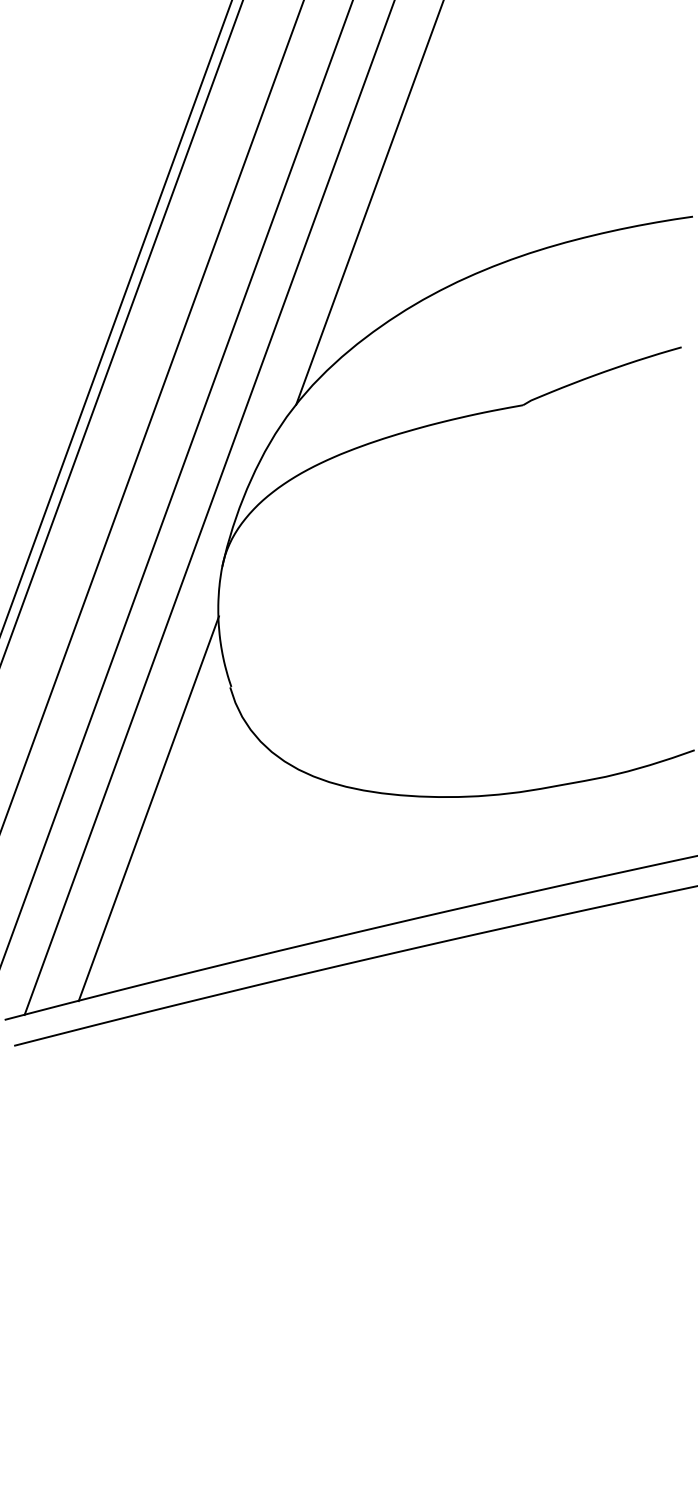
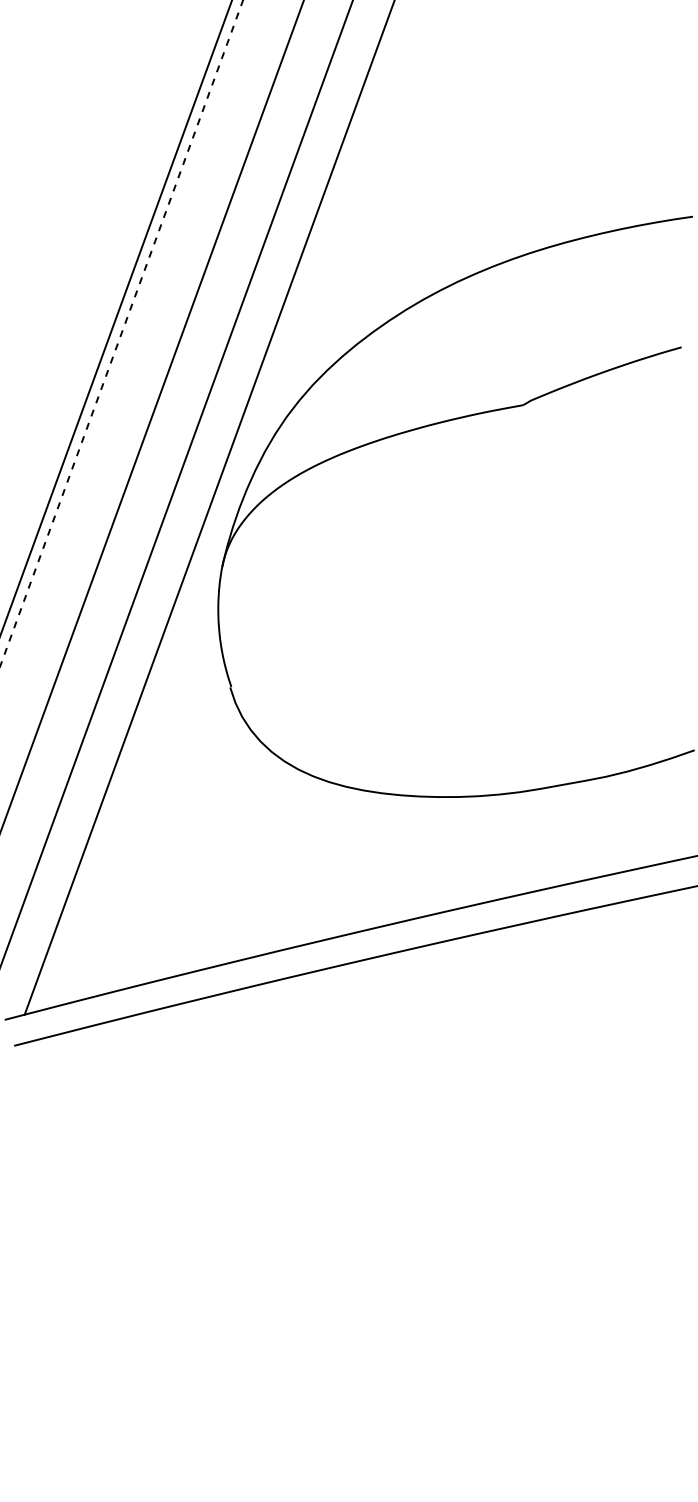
line: present -> none (369, 203)
line: solid -> dashed (121, 334)
line: present -> none (148, 808)
